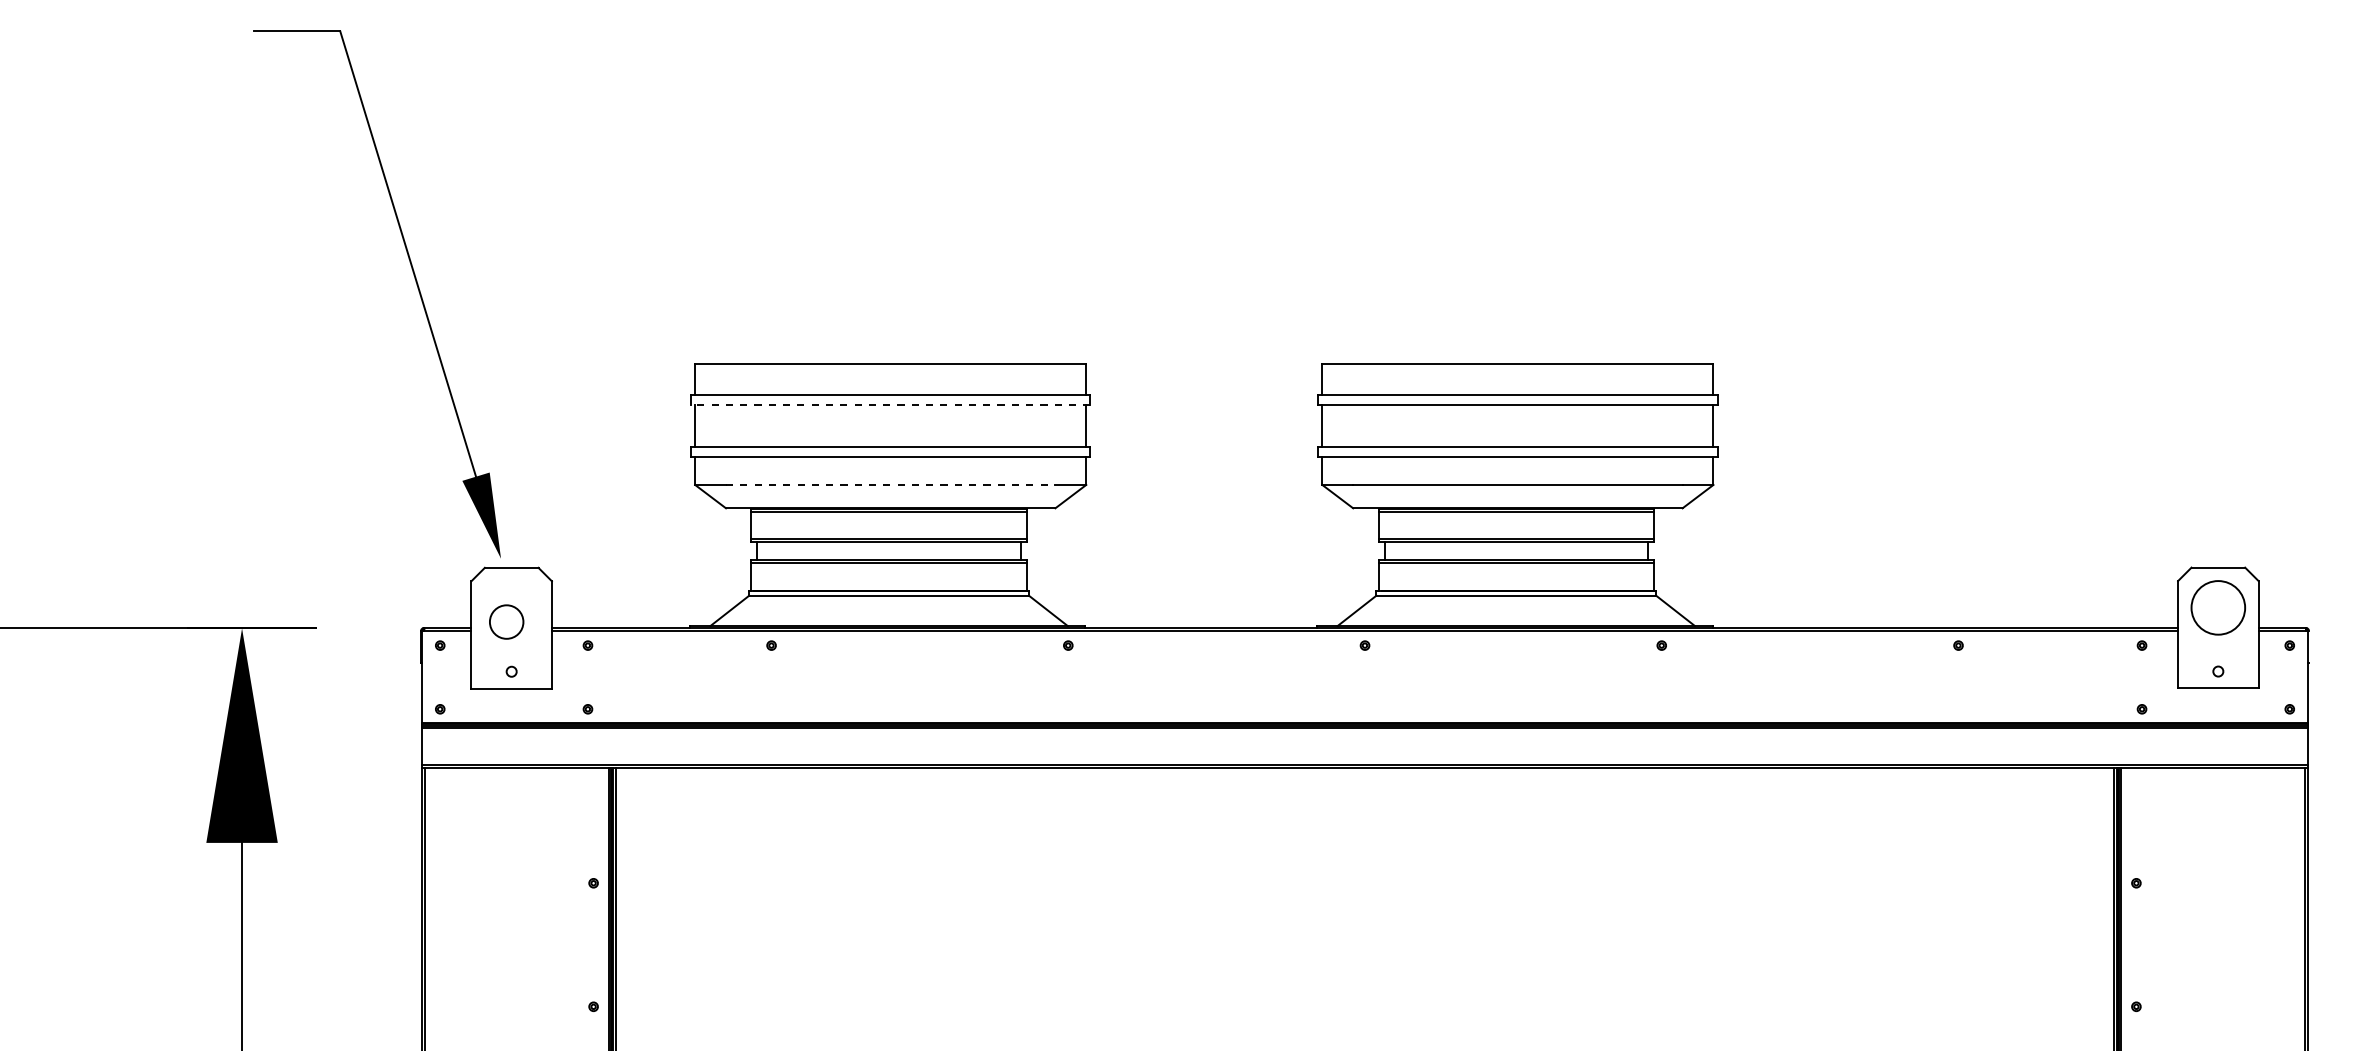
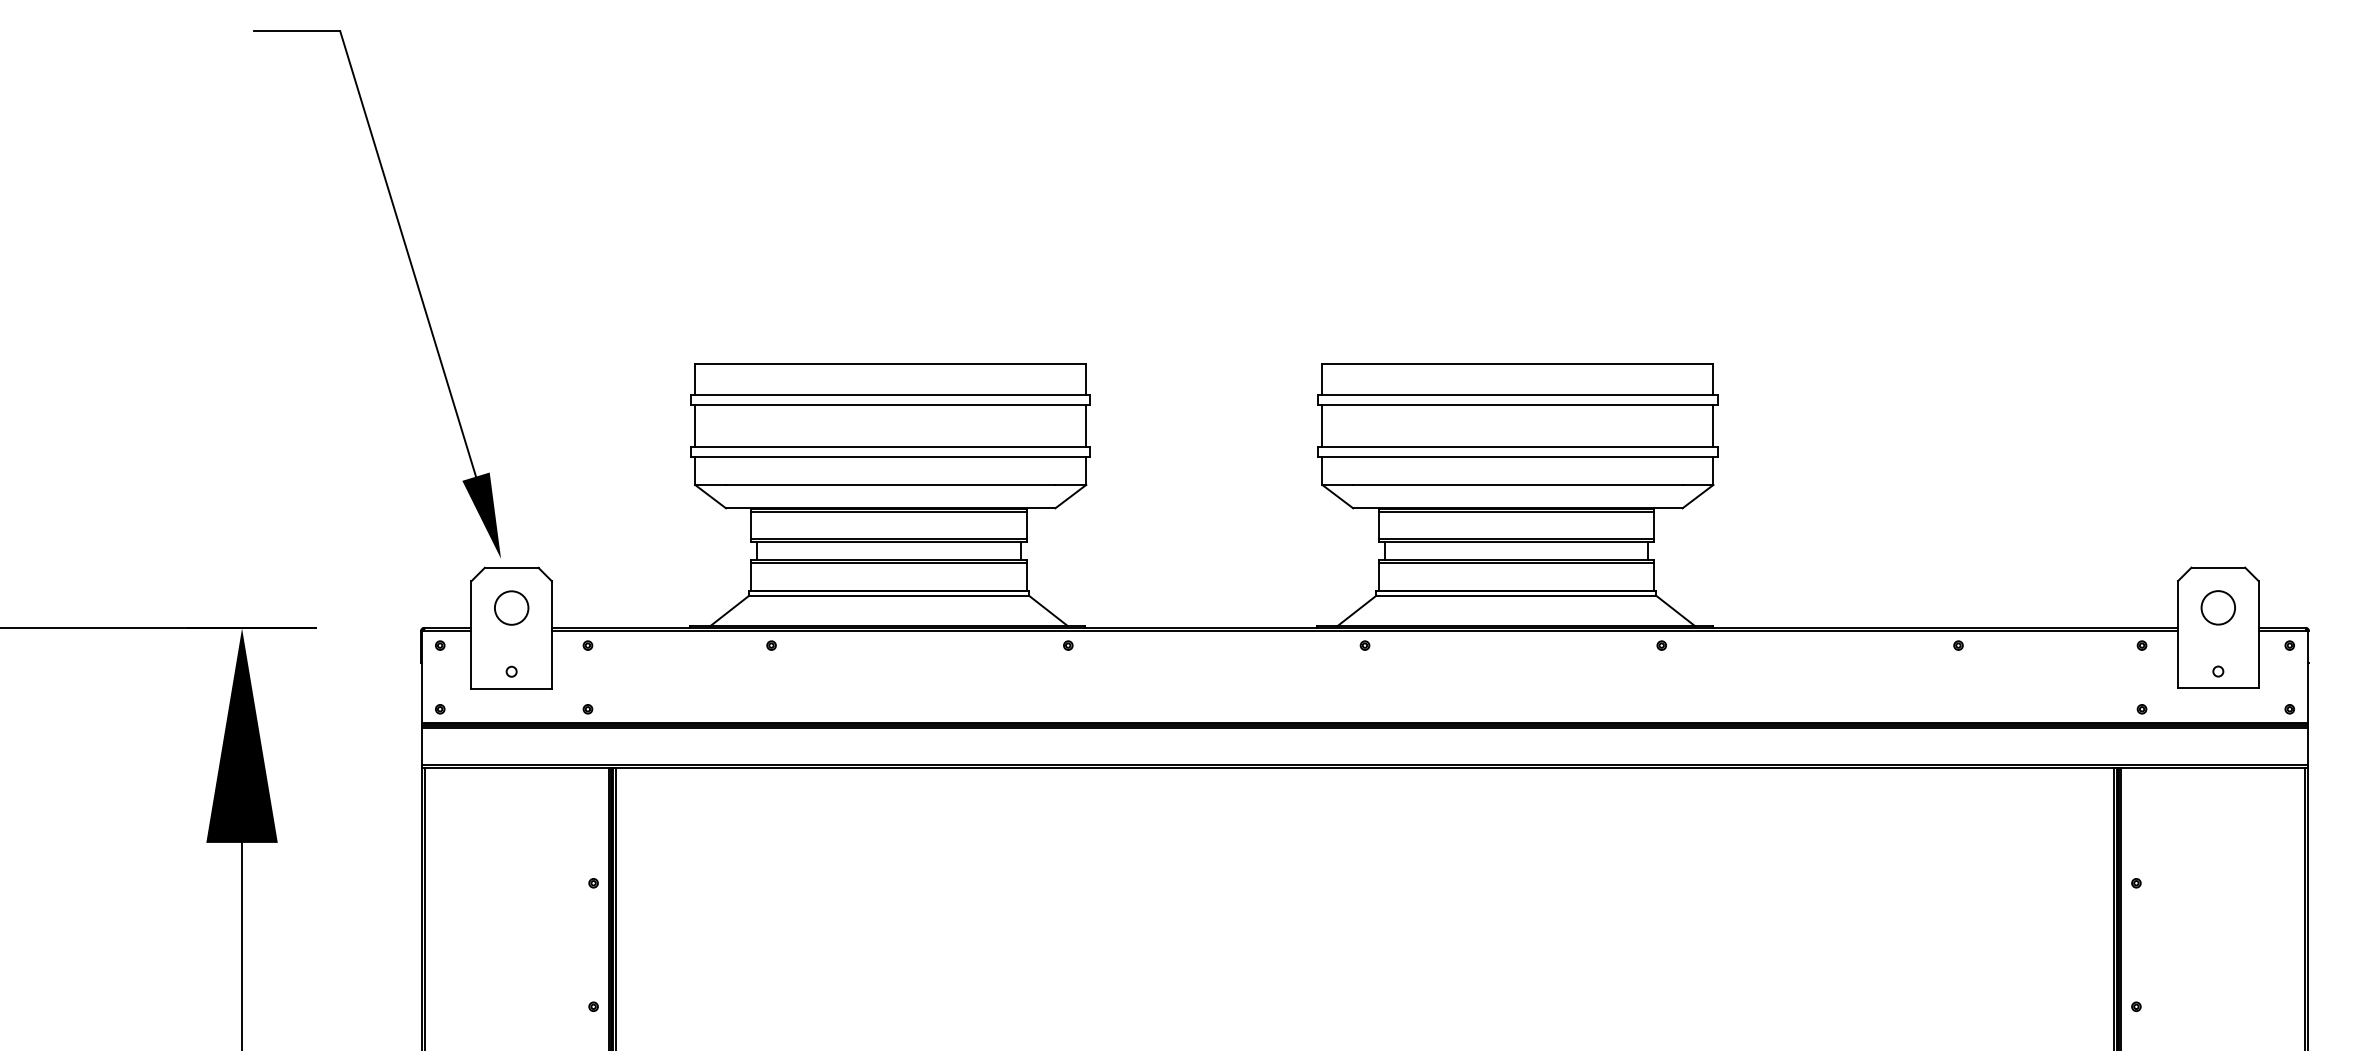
line: dashed -> solid (890, 405)
line: dashed -> solid (890, 484)
circle diameter: 54 px -> 34 px (2218, 607)
circle position: (506, 621) -> (511, 607) (511, 607)
